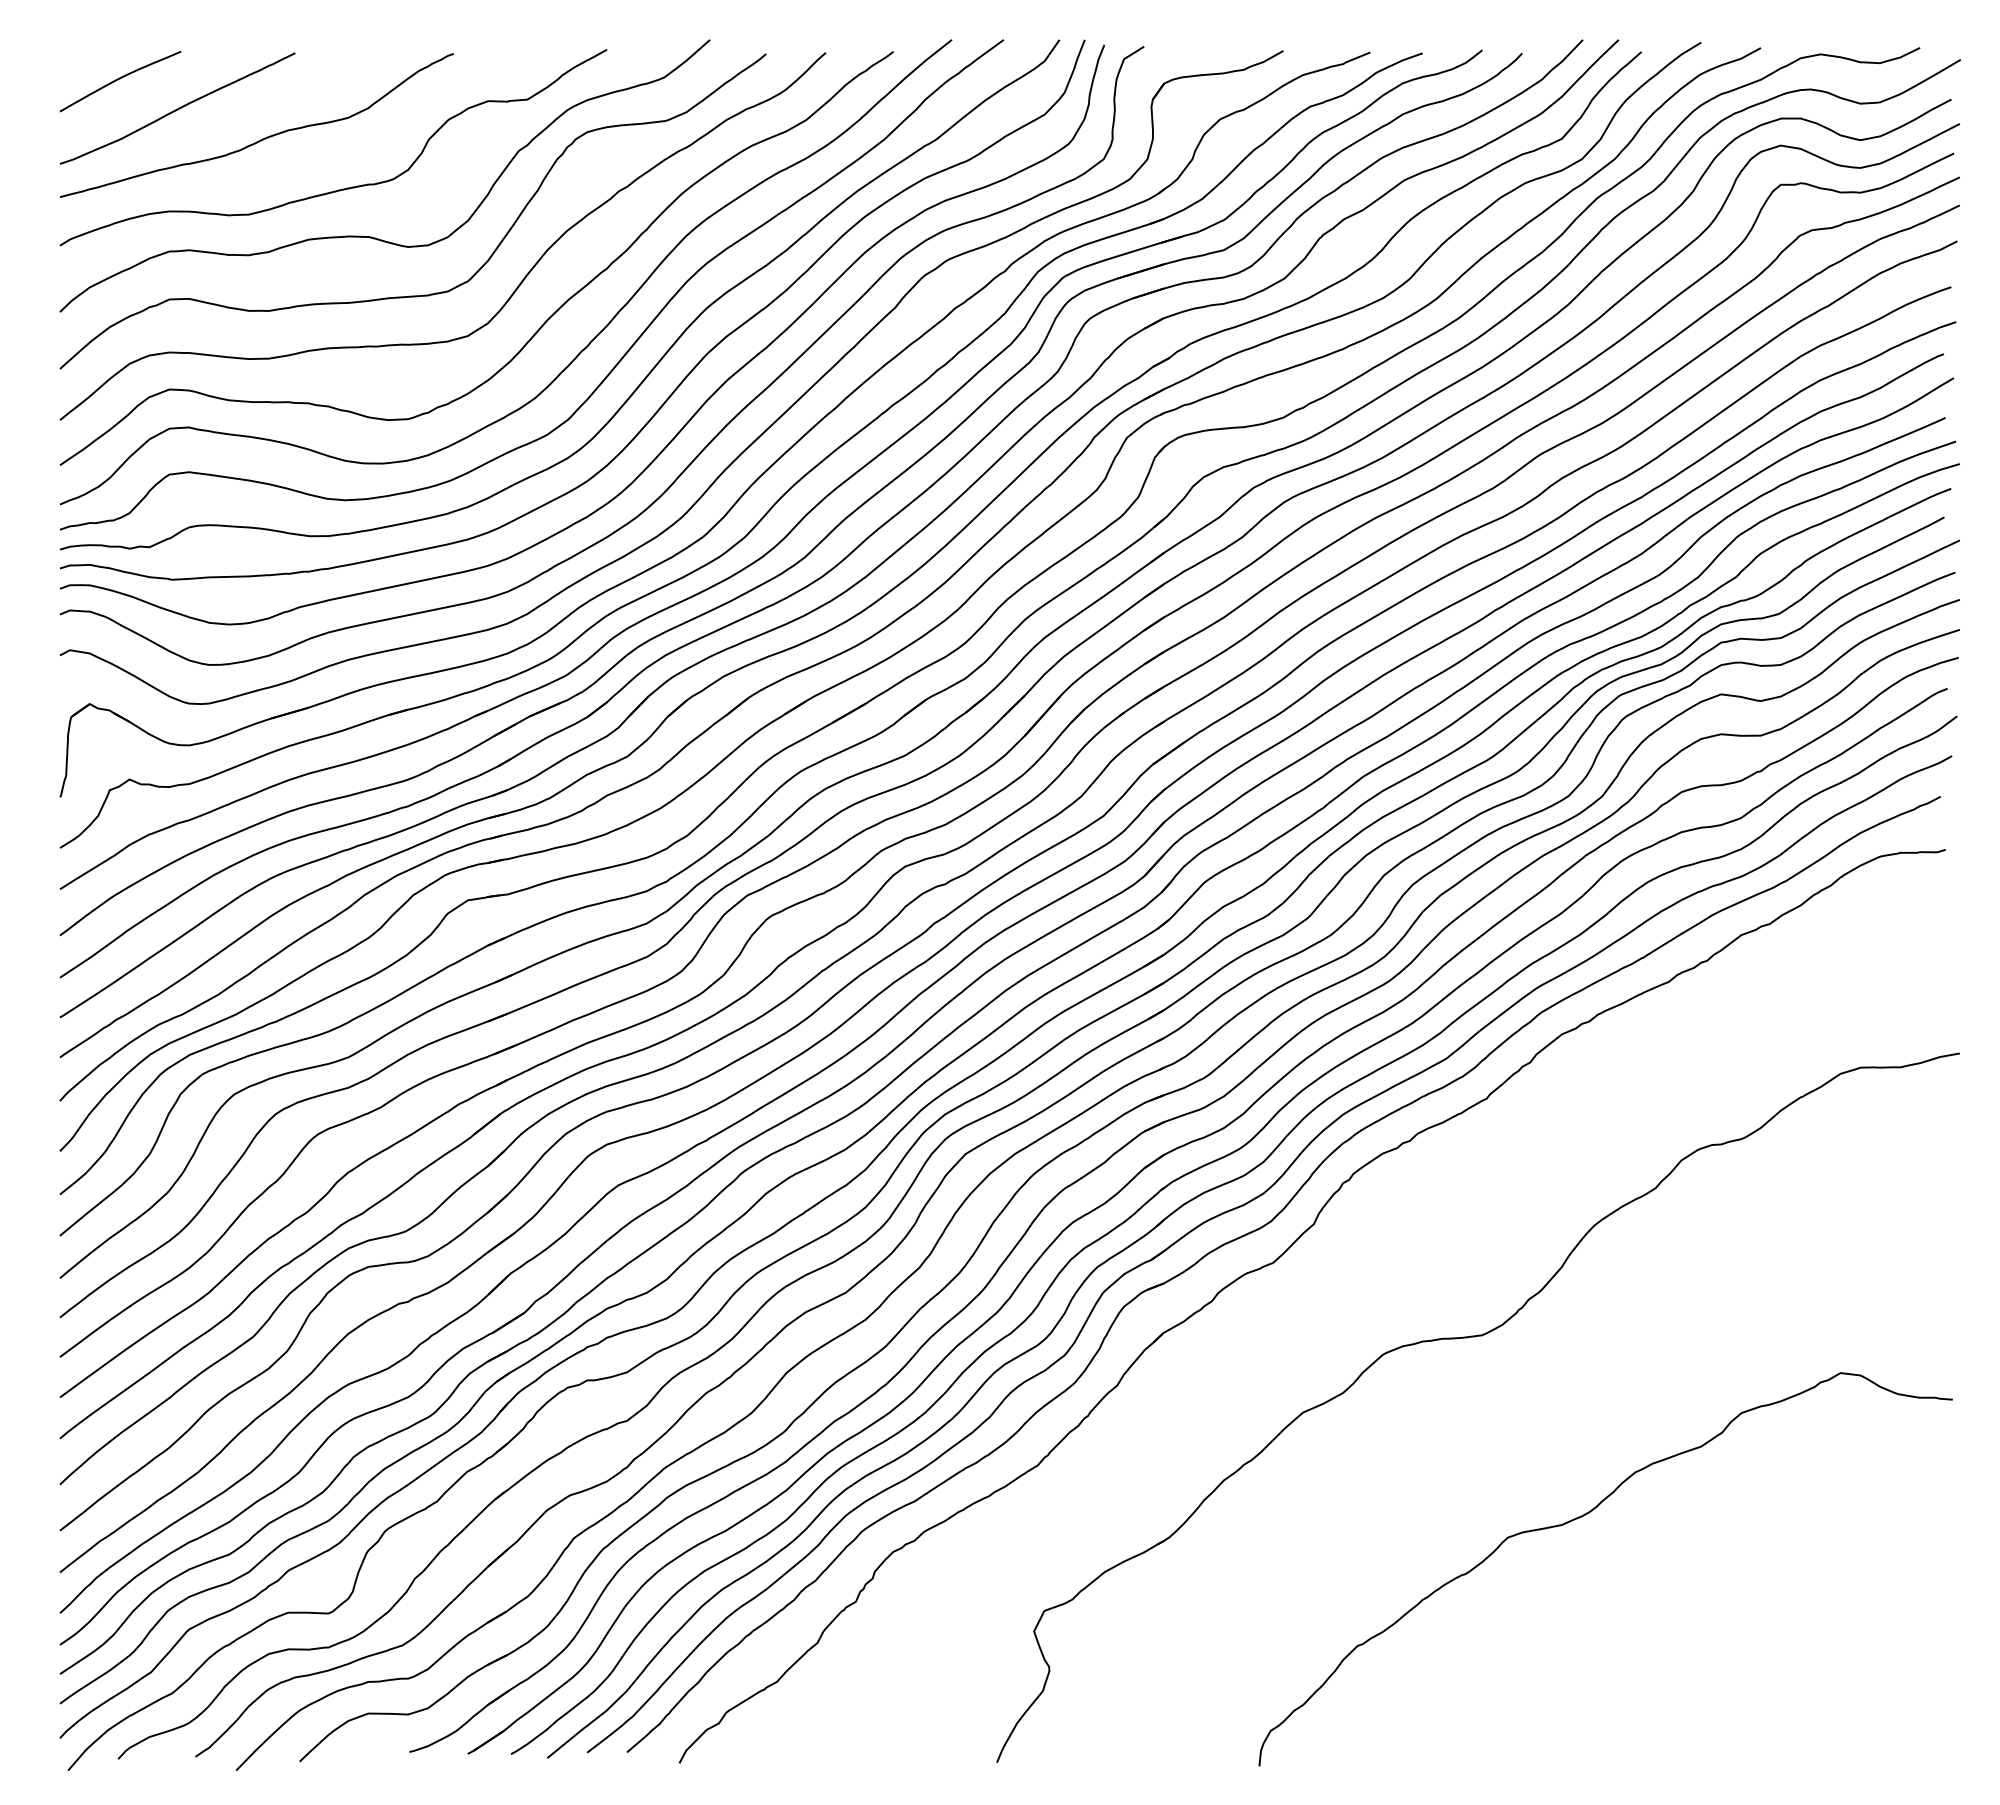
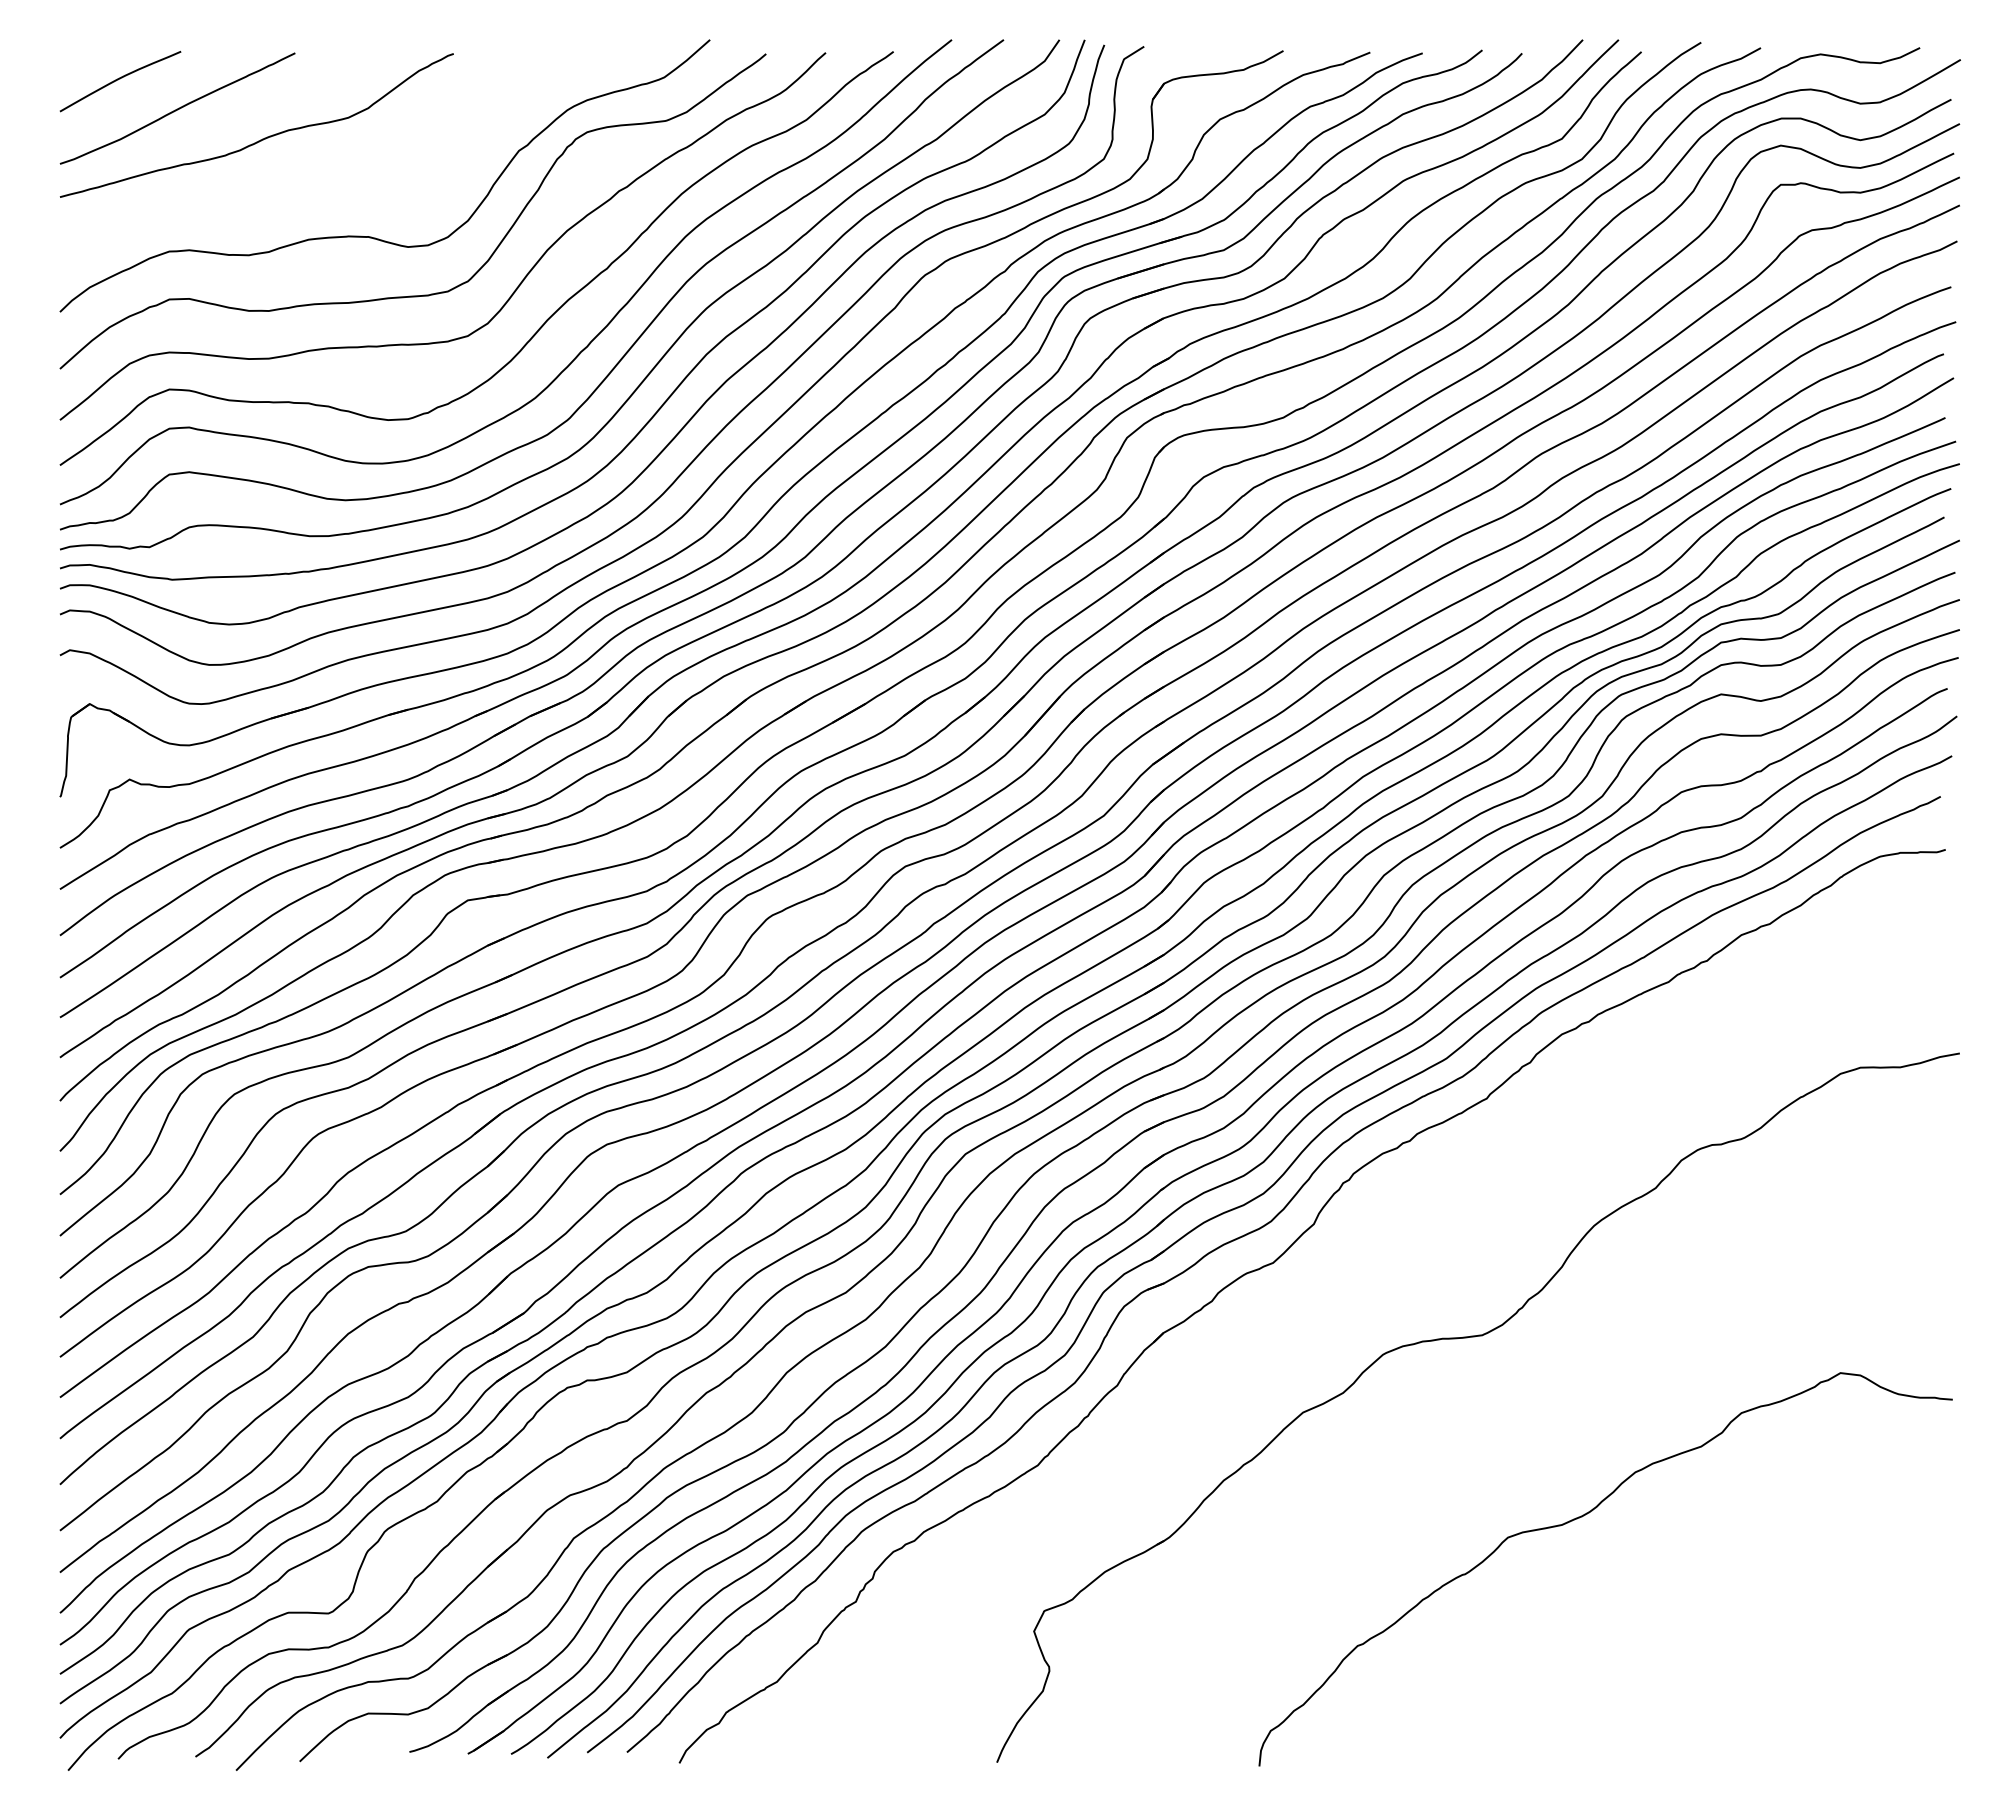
curve: present -> none (342, 188)
